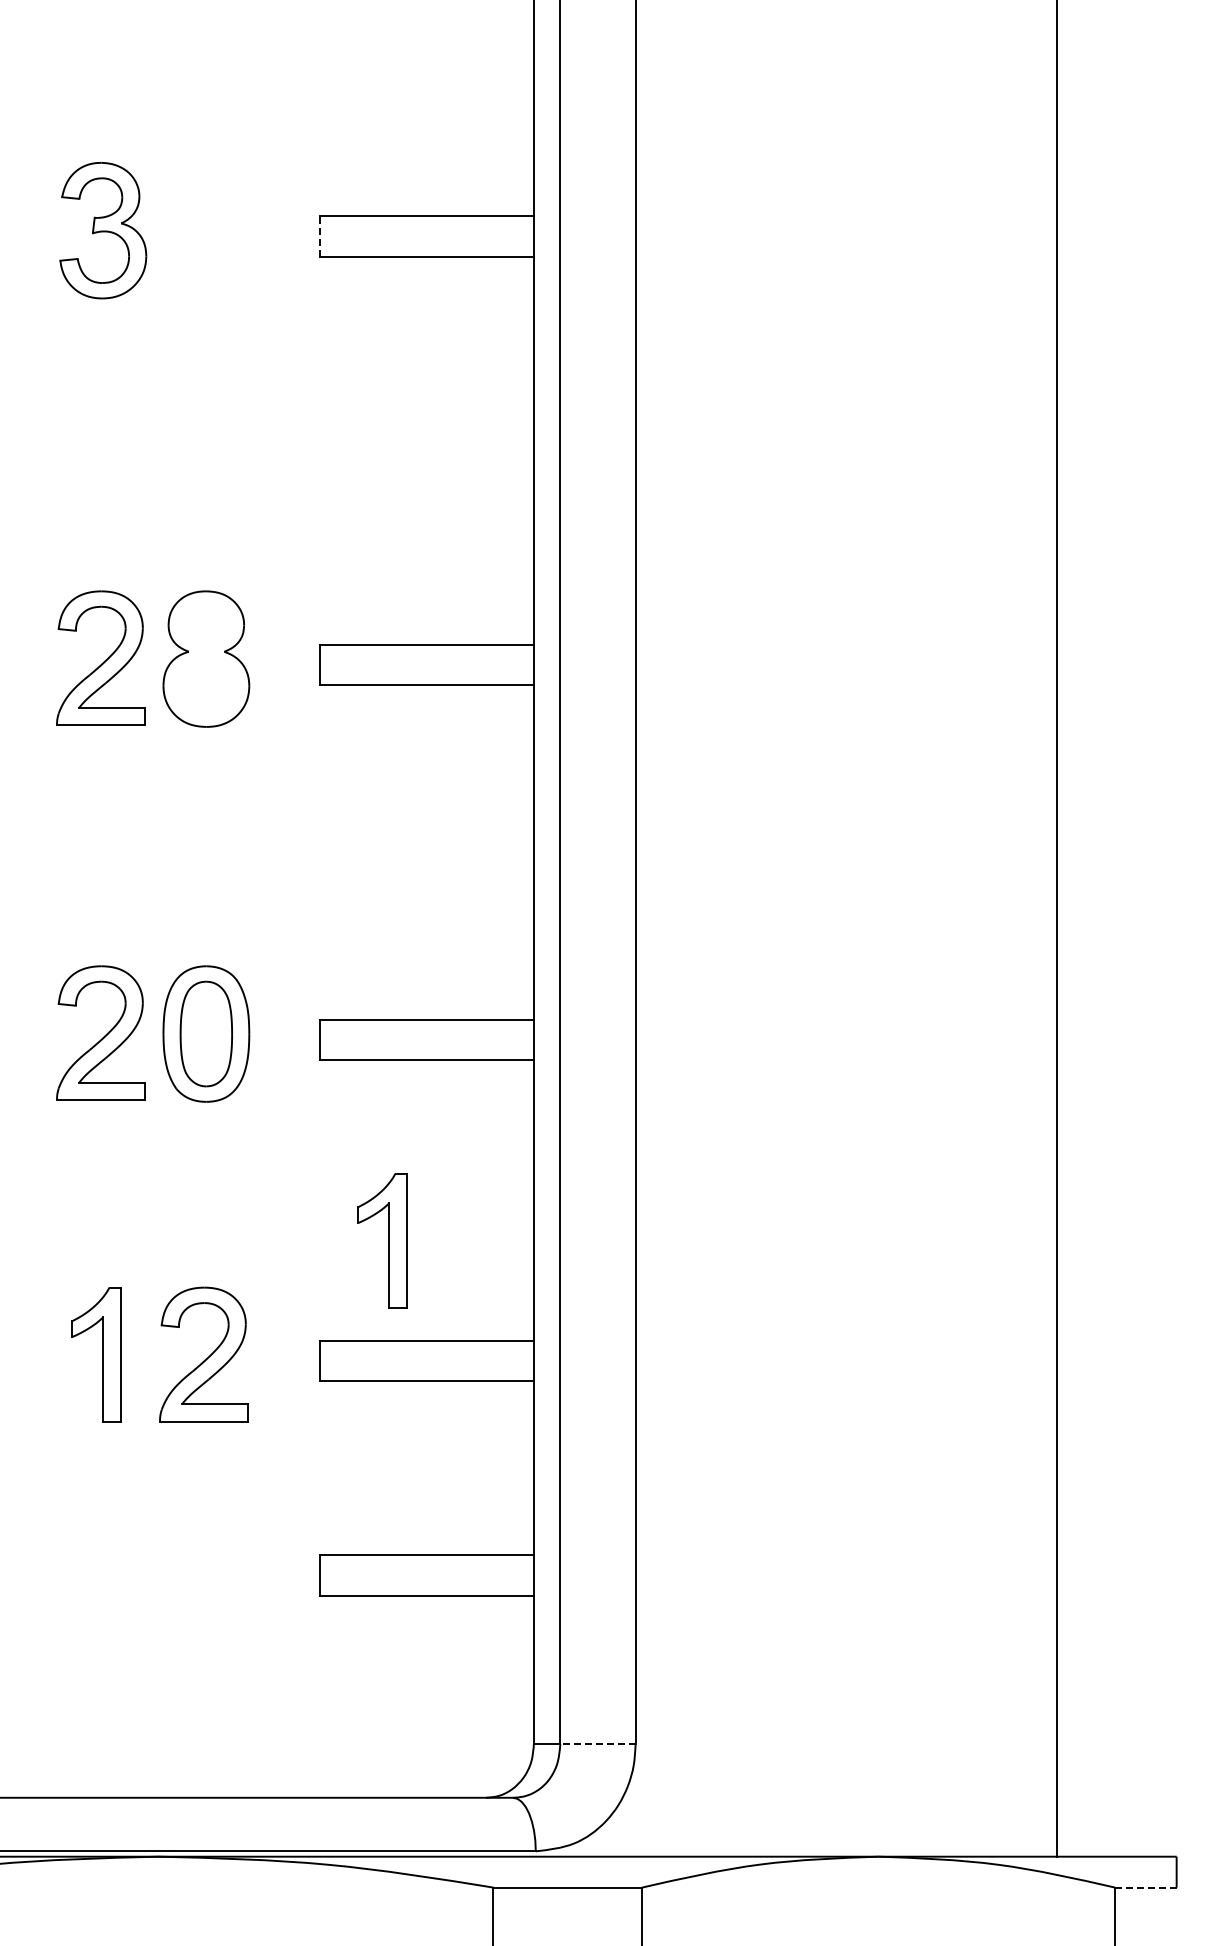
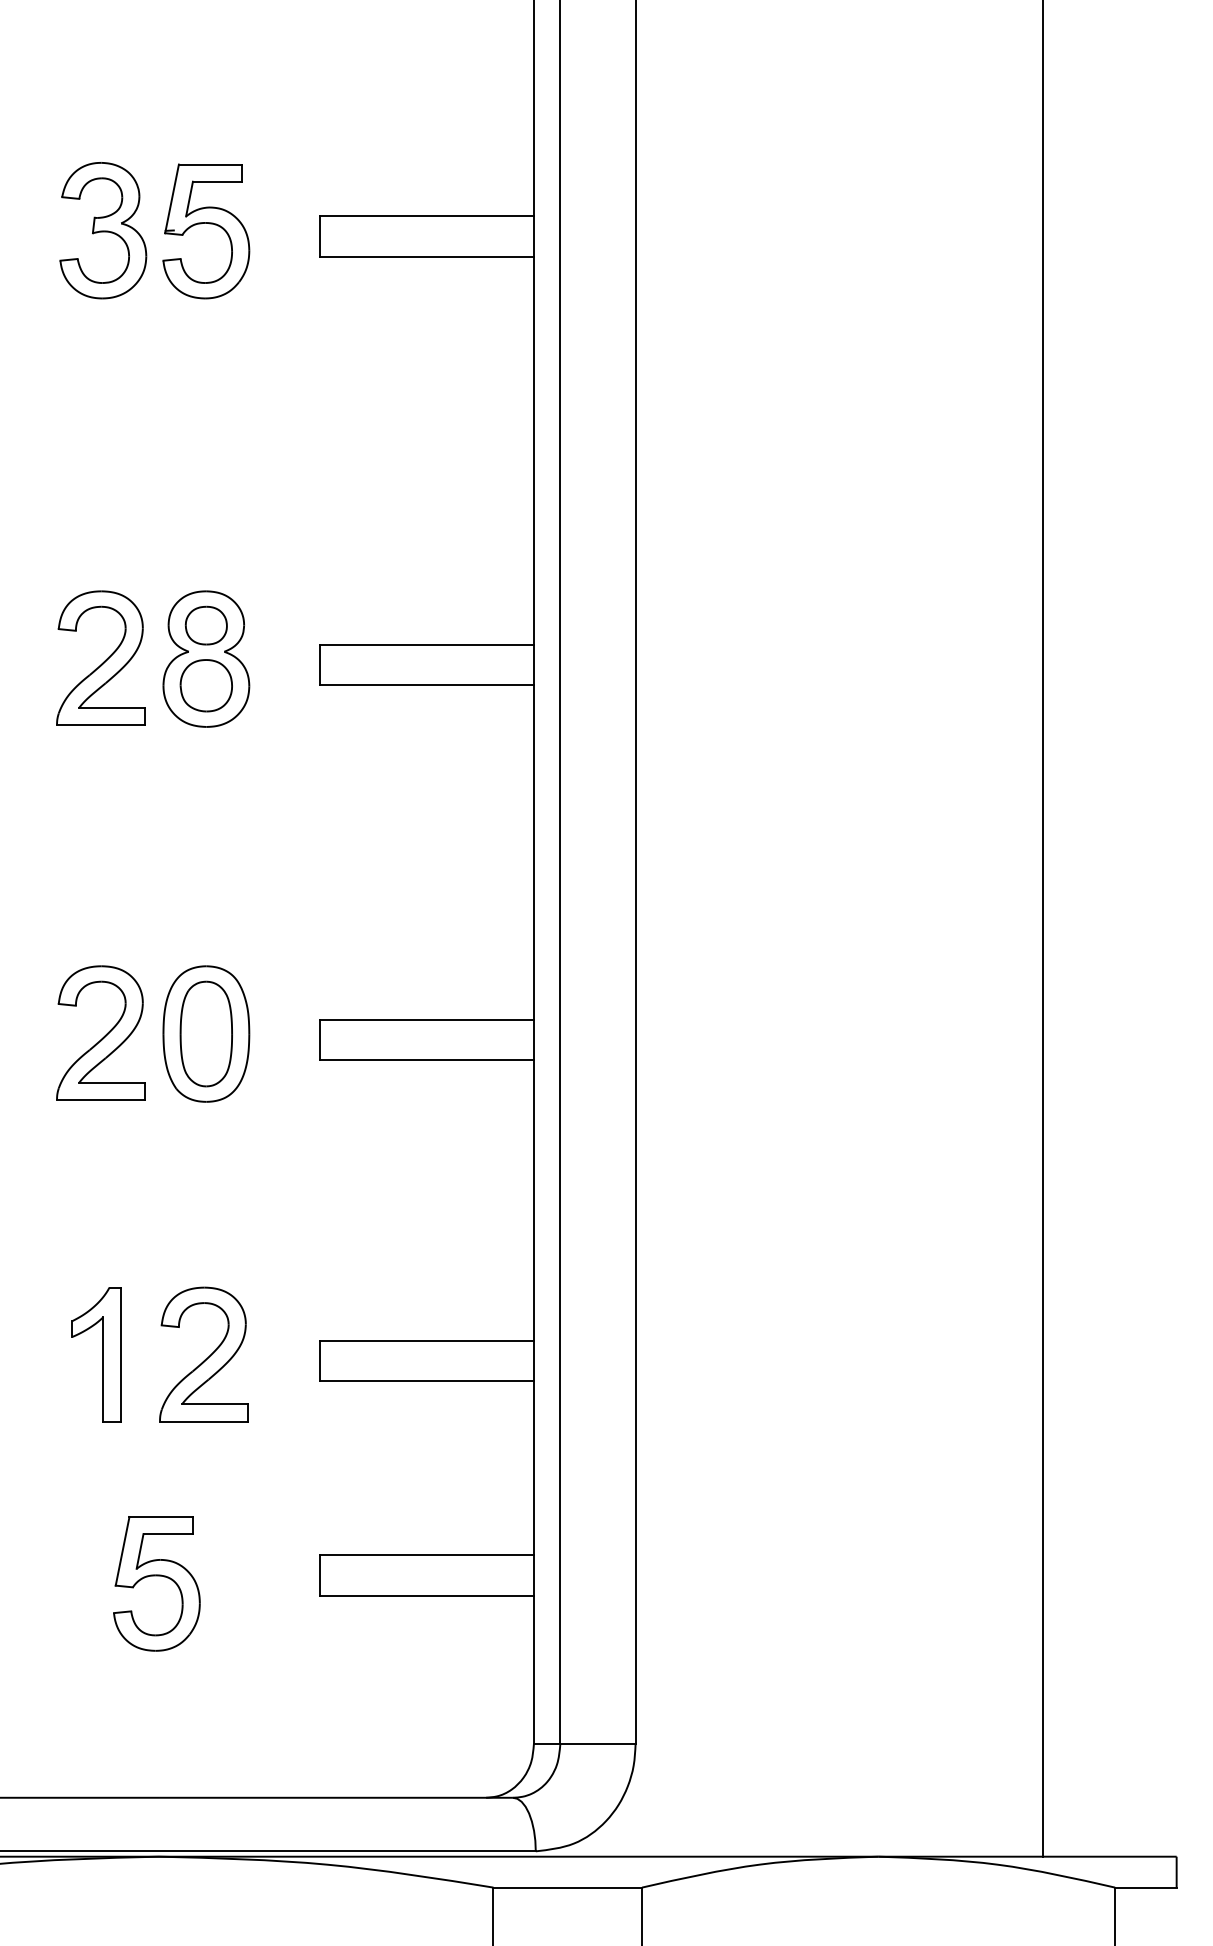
part: none -> present (209, 224)
line: dashed -> solid (319, 236)
part: none -> present (205, 625)
part: none -> present (205, 685)
line position: (1056, 929) -> (1042, 929) (1042, 929)
part: present -> none (382, 1240)
part: none -> present (156, 1576)
line: dashed -> solid (597, 1744)
line: dashed -> solid (1145, 1887)
